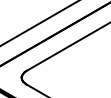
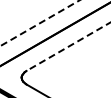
line: solid -> dashed (39, 23)
line: solid -> dashed (68, 46)
